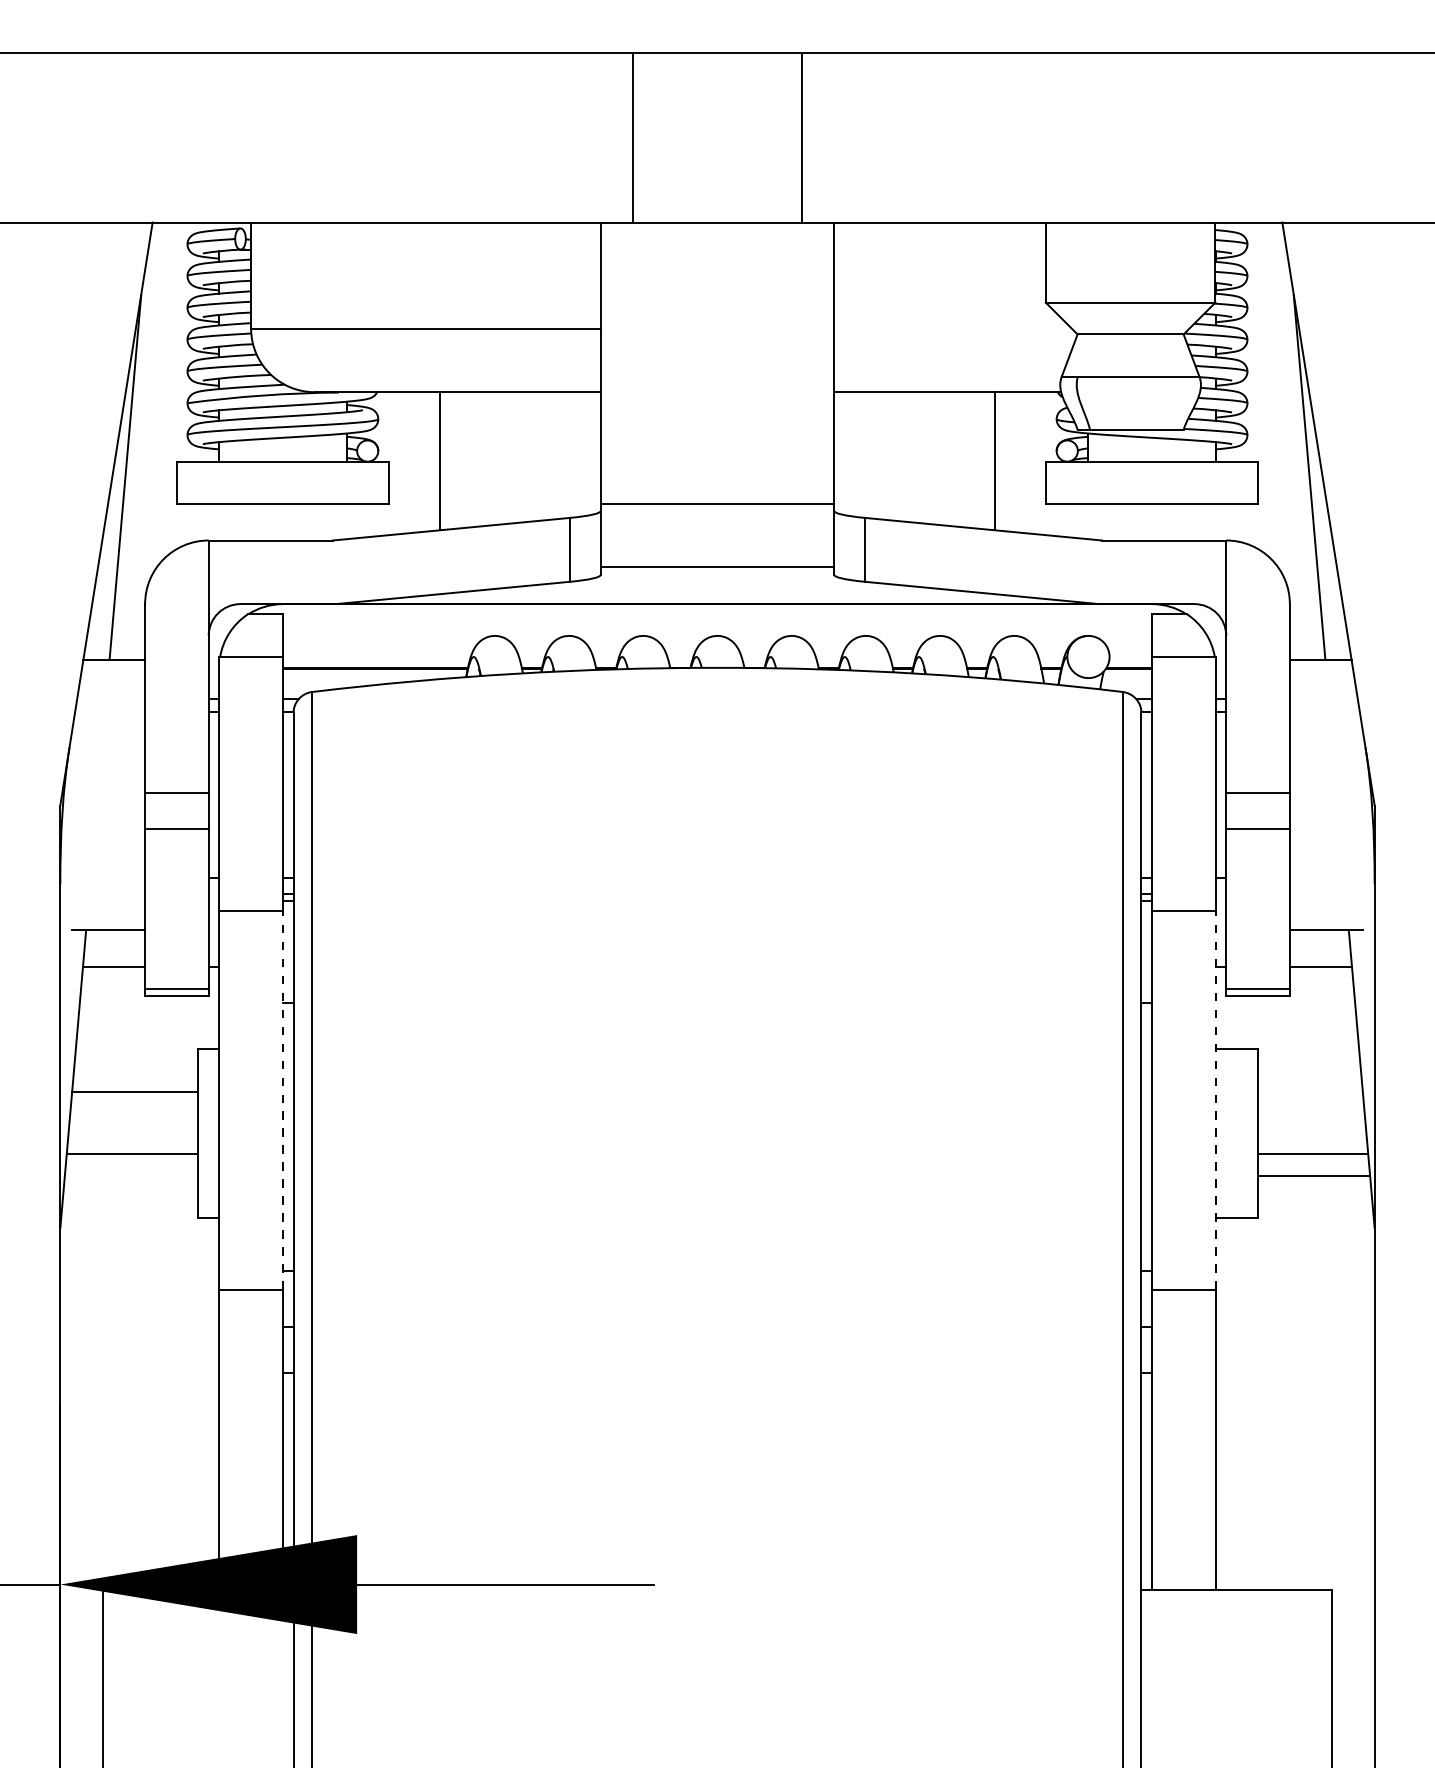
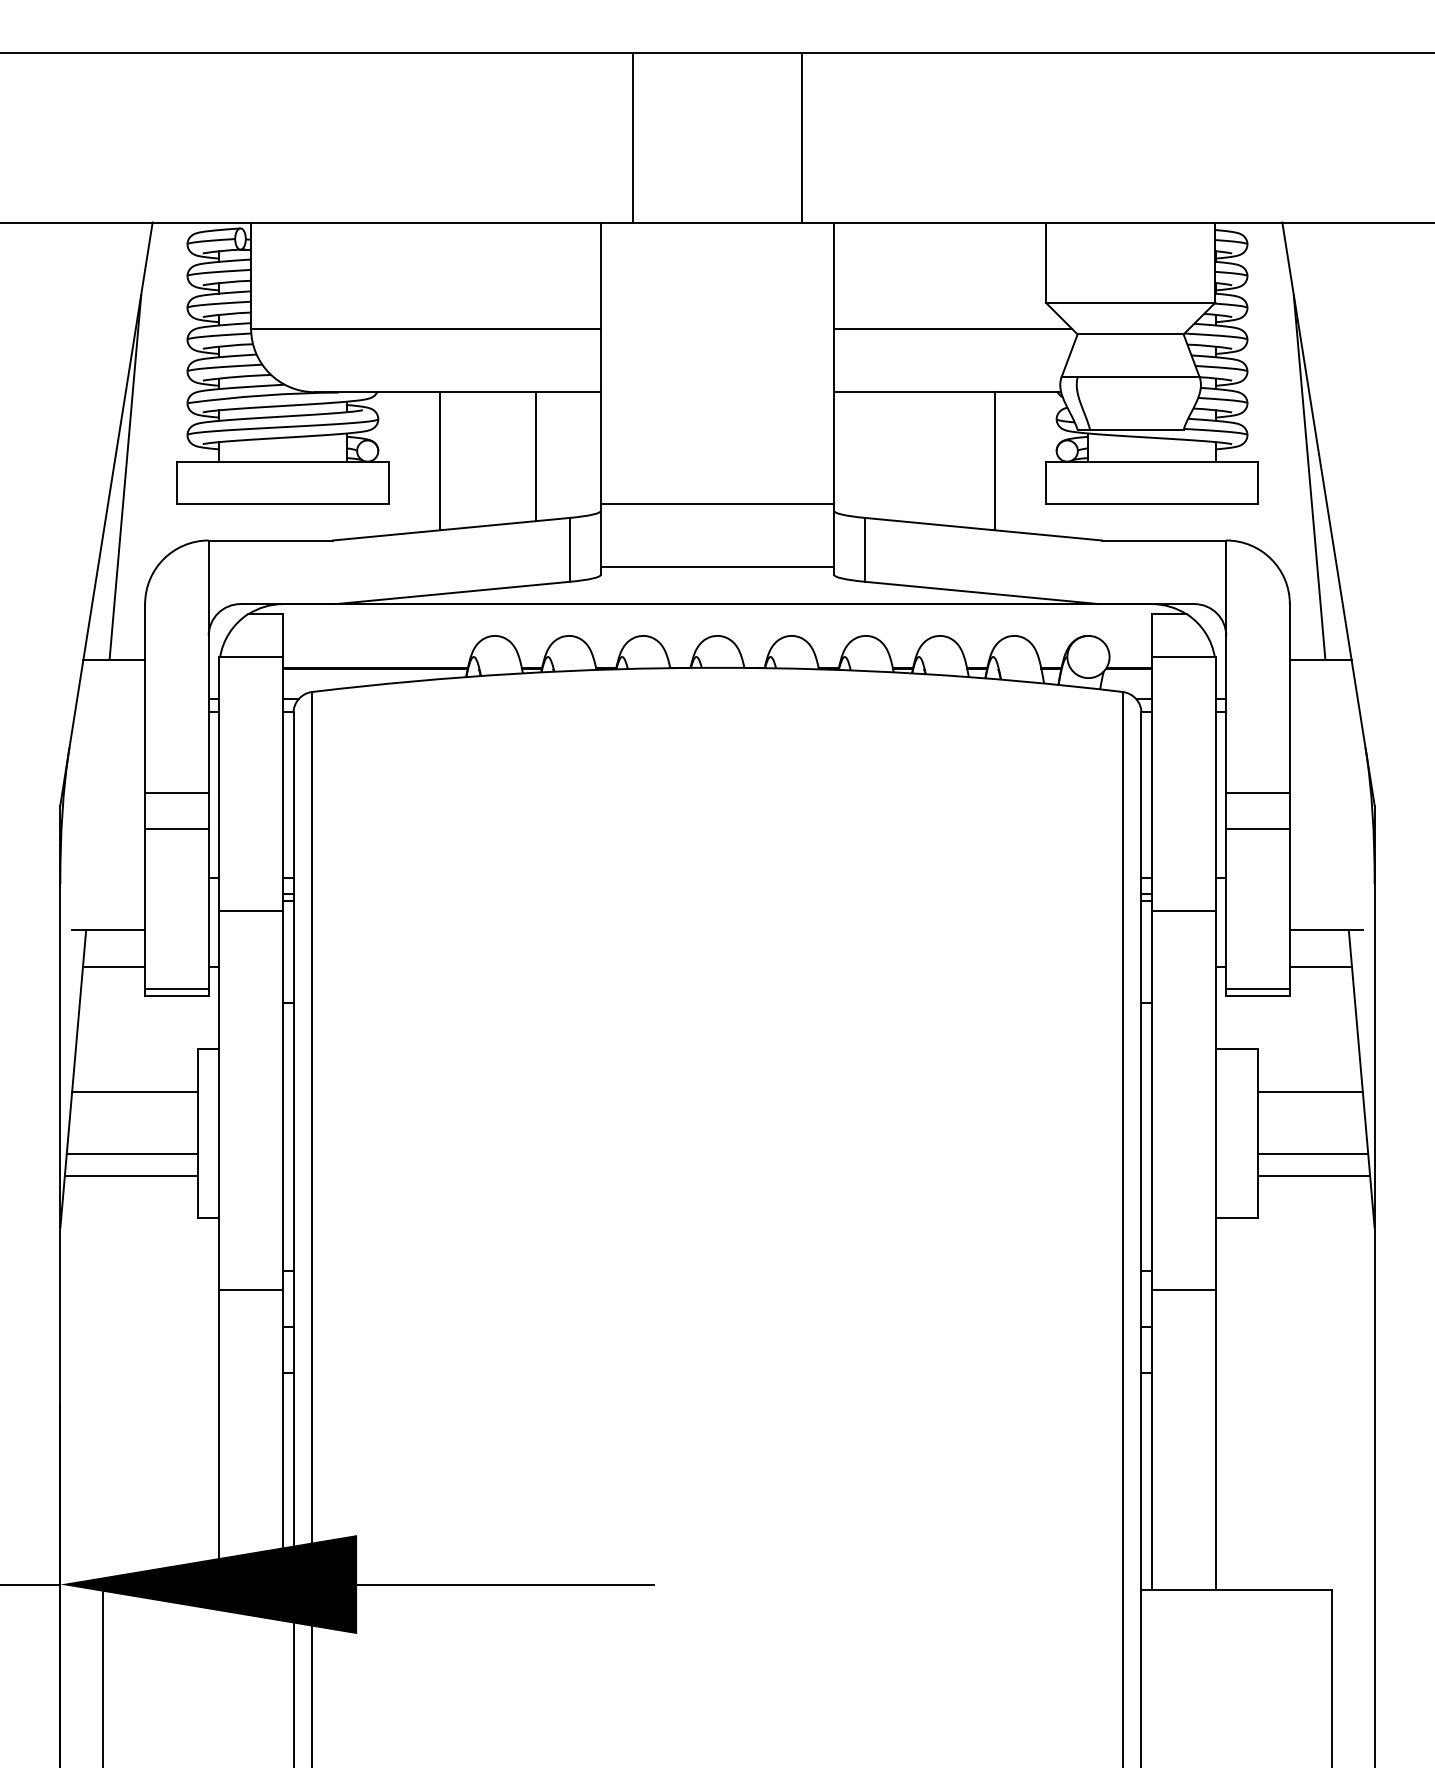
line: none -> present (952, 328)
line: none -> present (536, 456)
line: none -> present (1310, 1091)
line: dashed -> solid (282, 1099)
line: dashed -> solid (1215, 1099)
line: none -> present (131, 1175)
